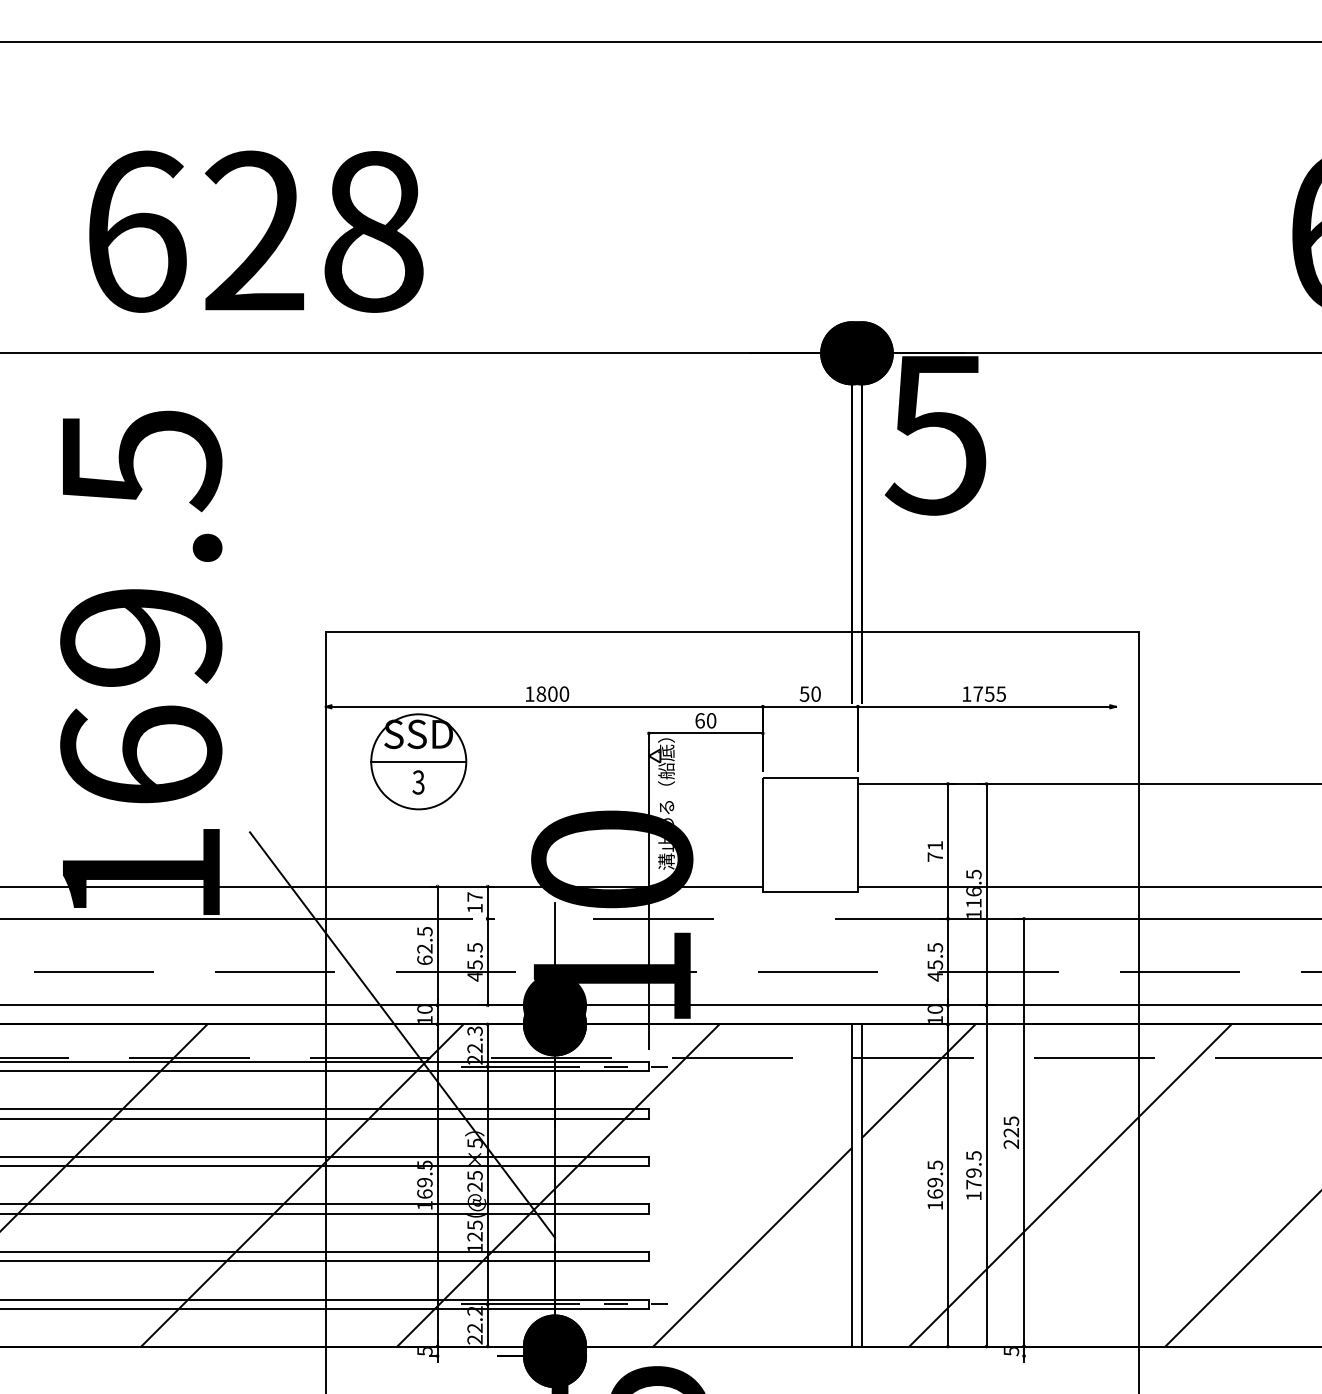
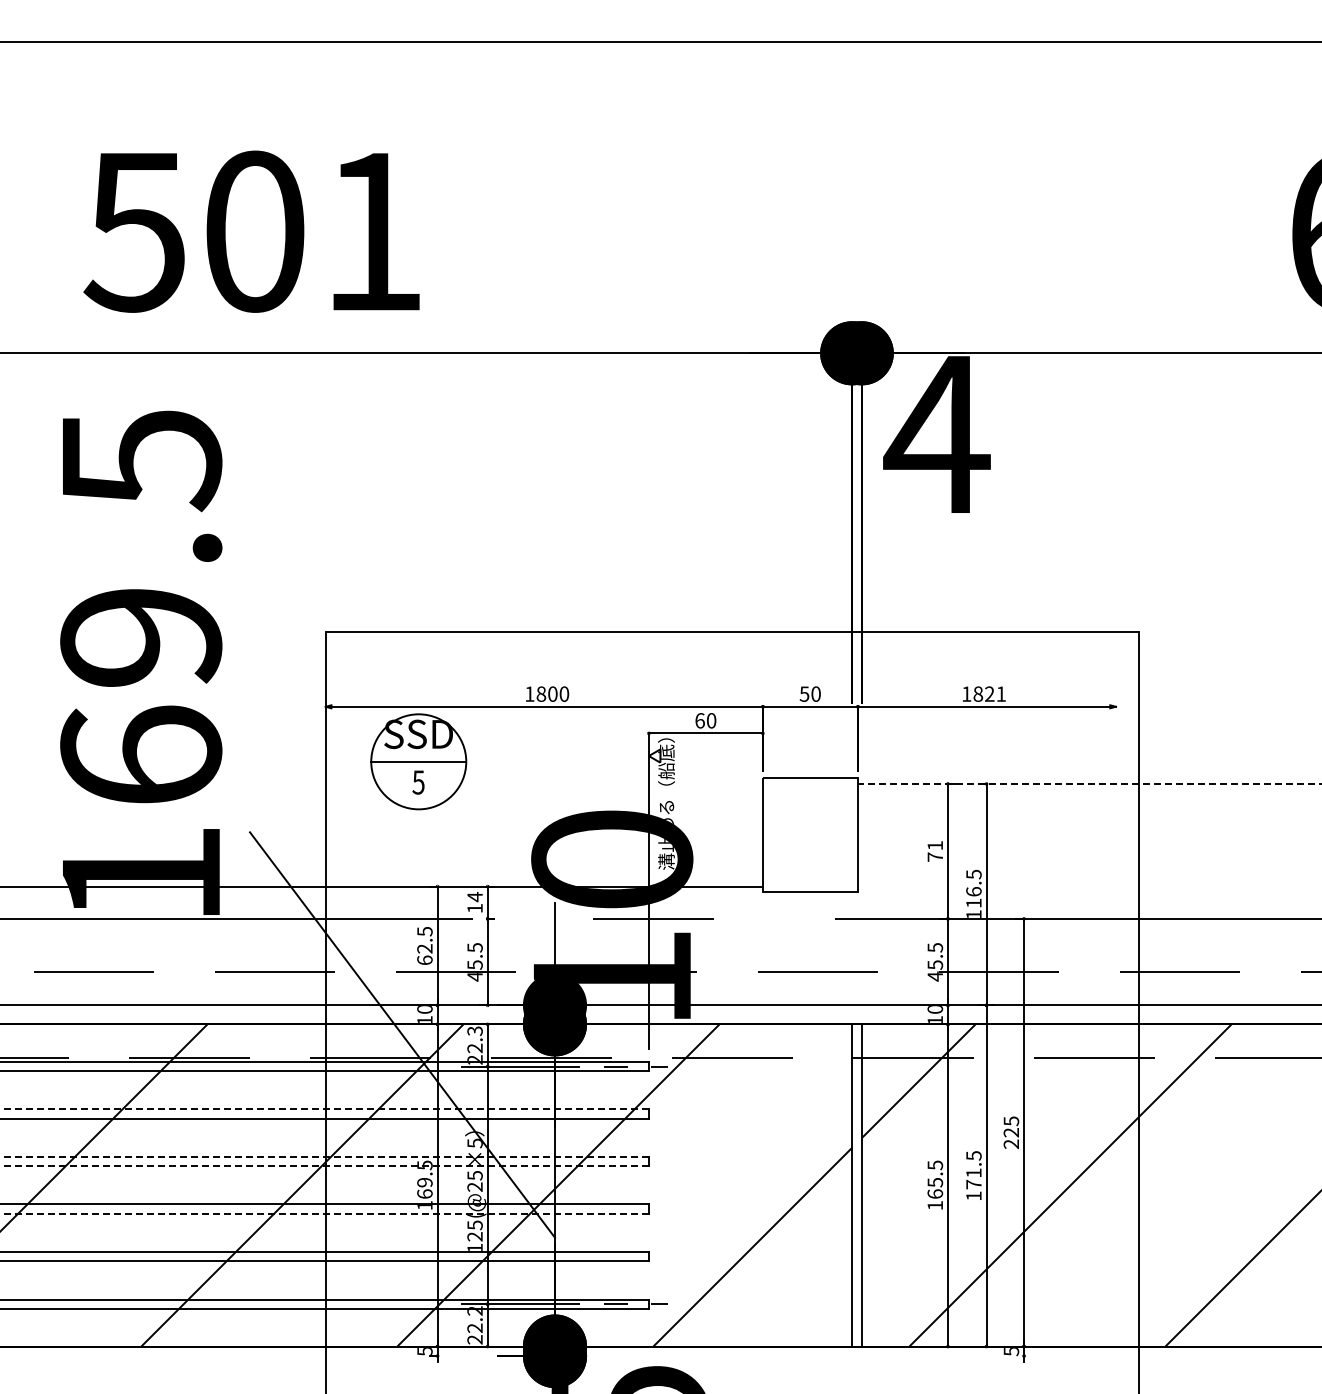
text: 628 -> 501 (253, 231)
text: 5 -> 4 (936, 435)
text: 1755 -> 1821 (989, 693)
text: 3 -> 5 (418, 782)
line: solid -> dashed (1089, 783)
line: present -> none (1087, 886)
text: 17 -> 14 (474, 896)
line: solid -> dashed (323, 1109)
line: solid -> dashed (323, 1156)
line: solid -> dashed (323, 1166)
text: 179.5 -> 171.5 (973, 1172)
text: 169.5 -> 165.5 (934, 1182)
line: solid -> dashed (323, 1213)
